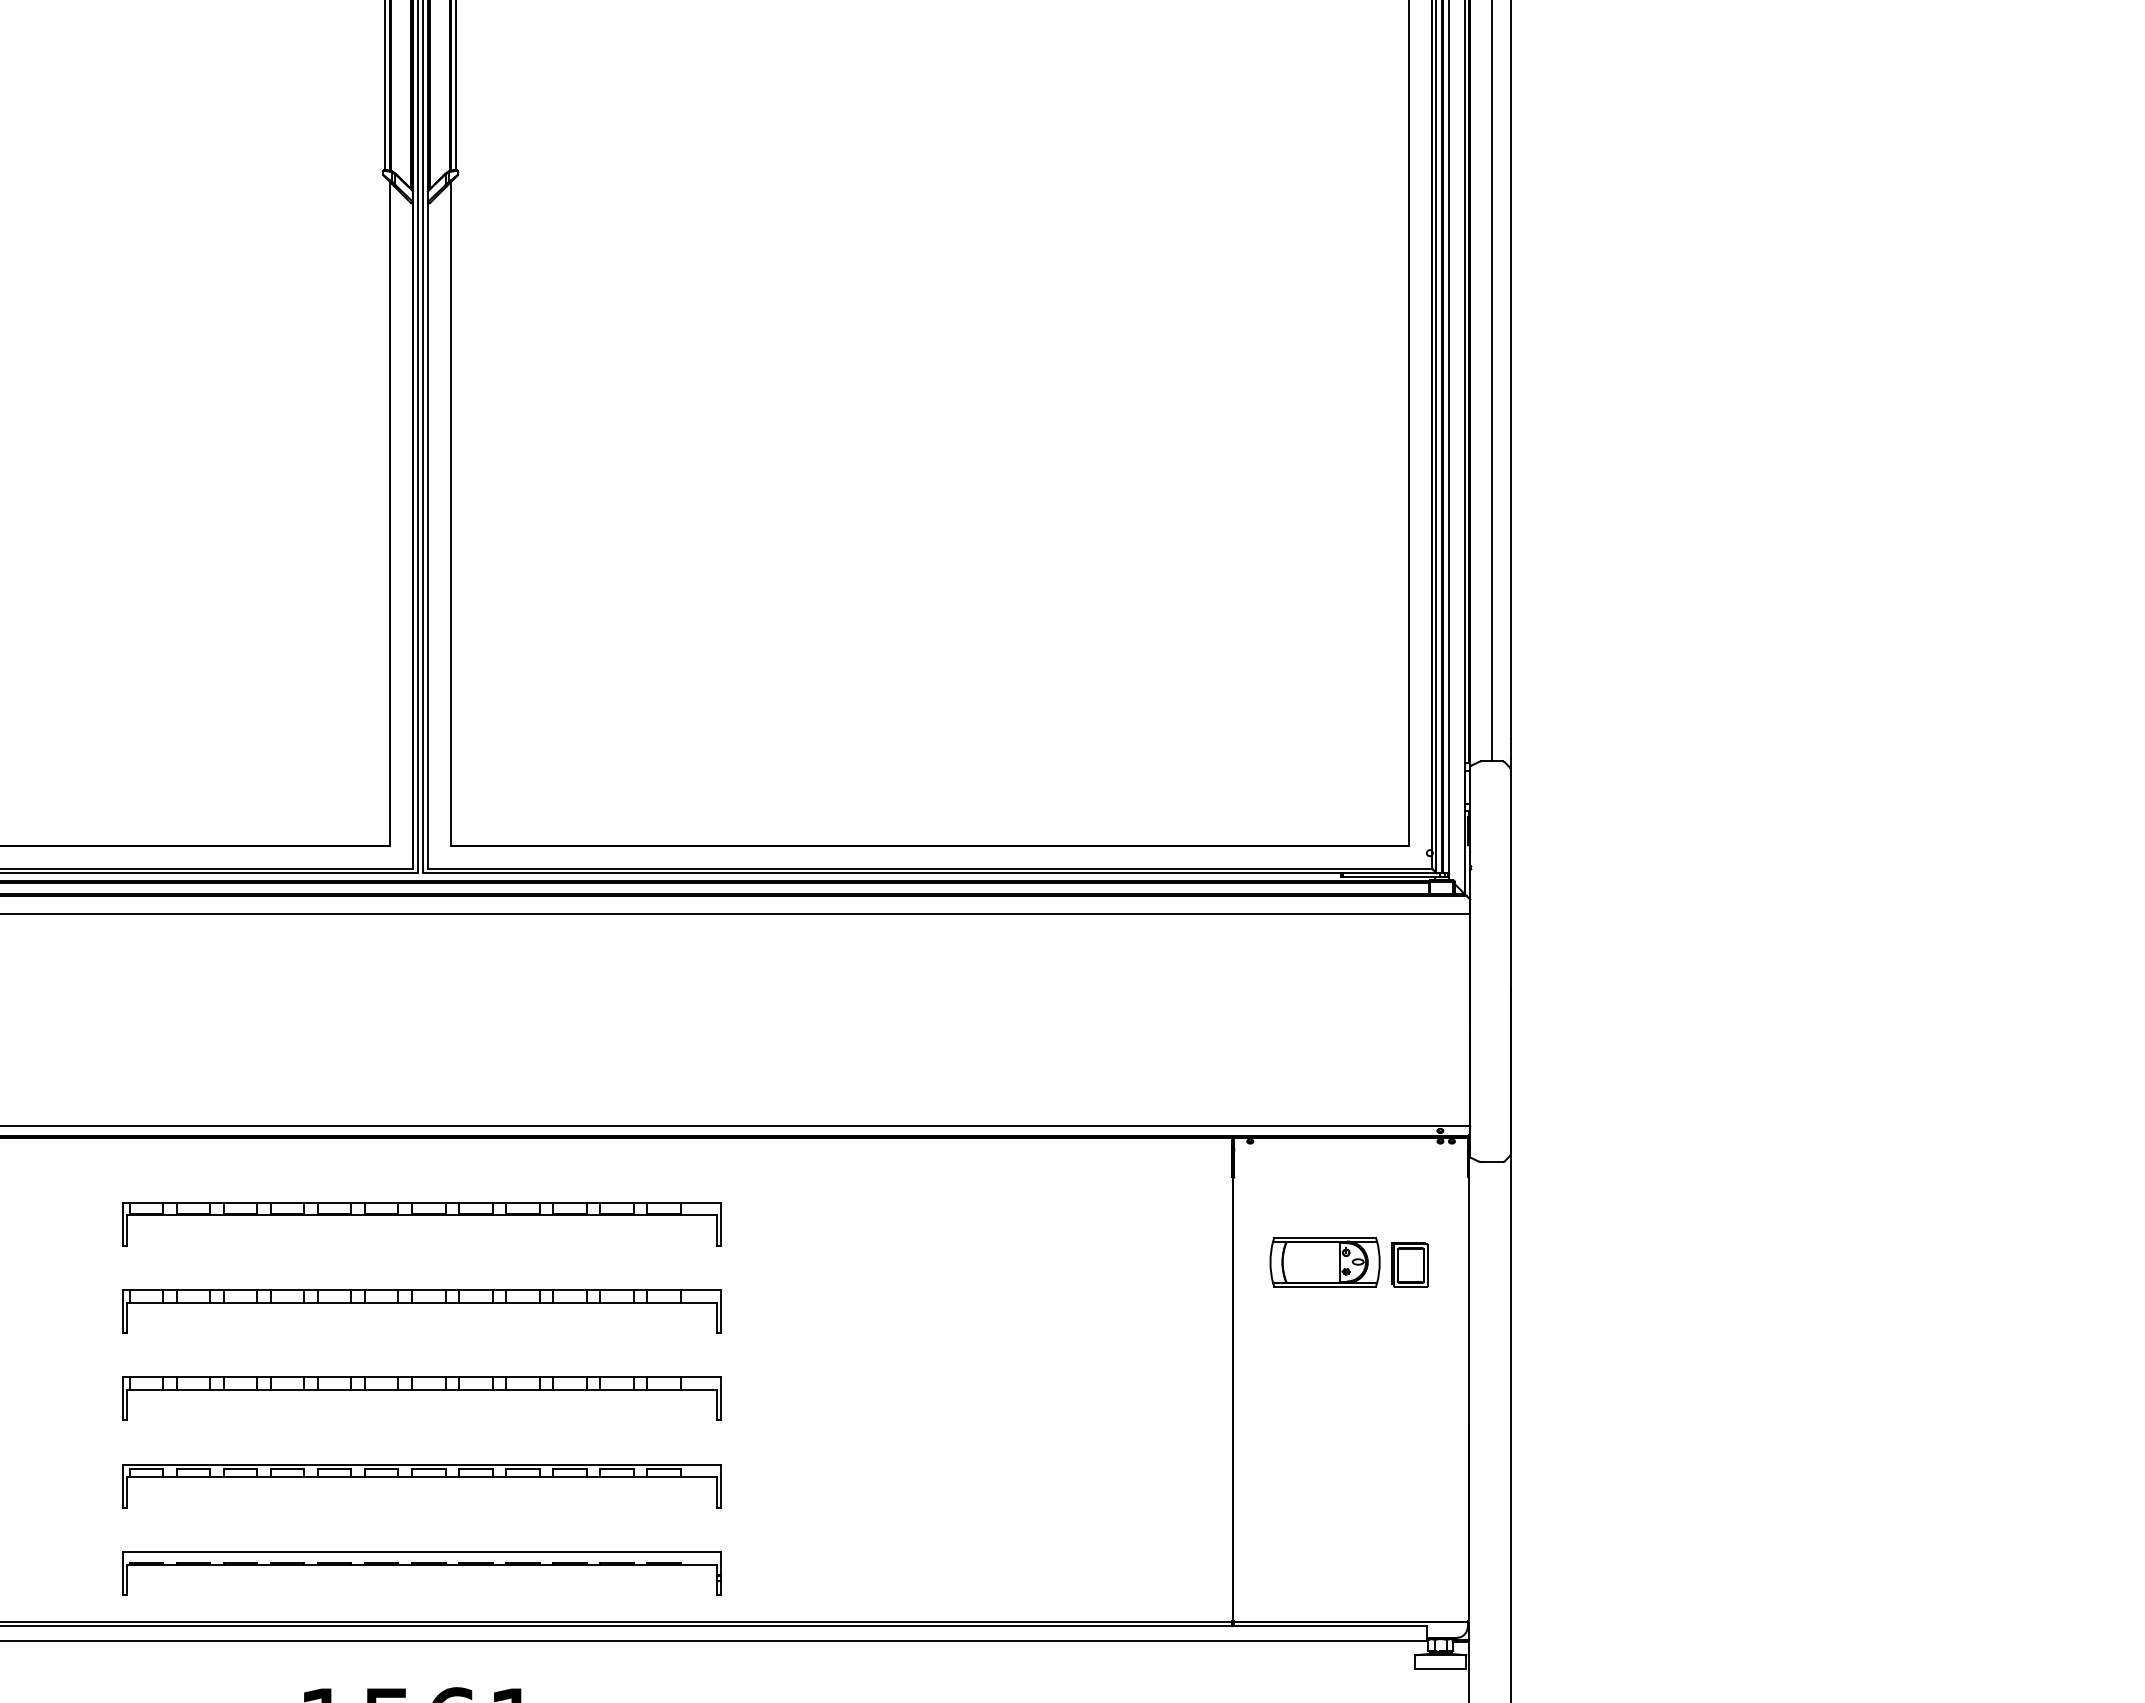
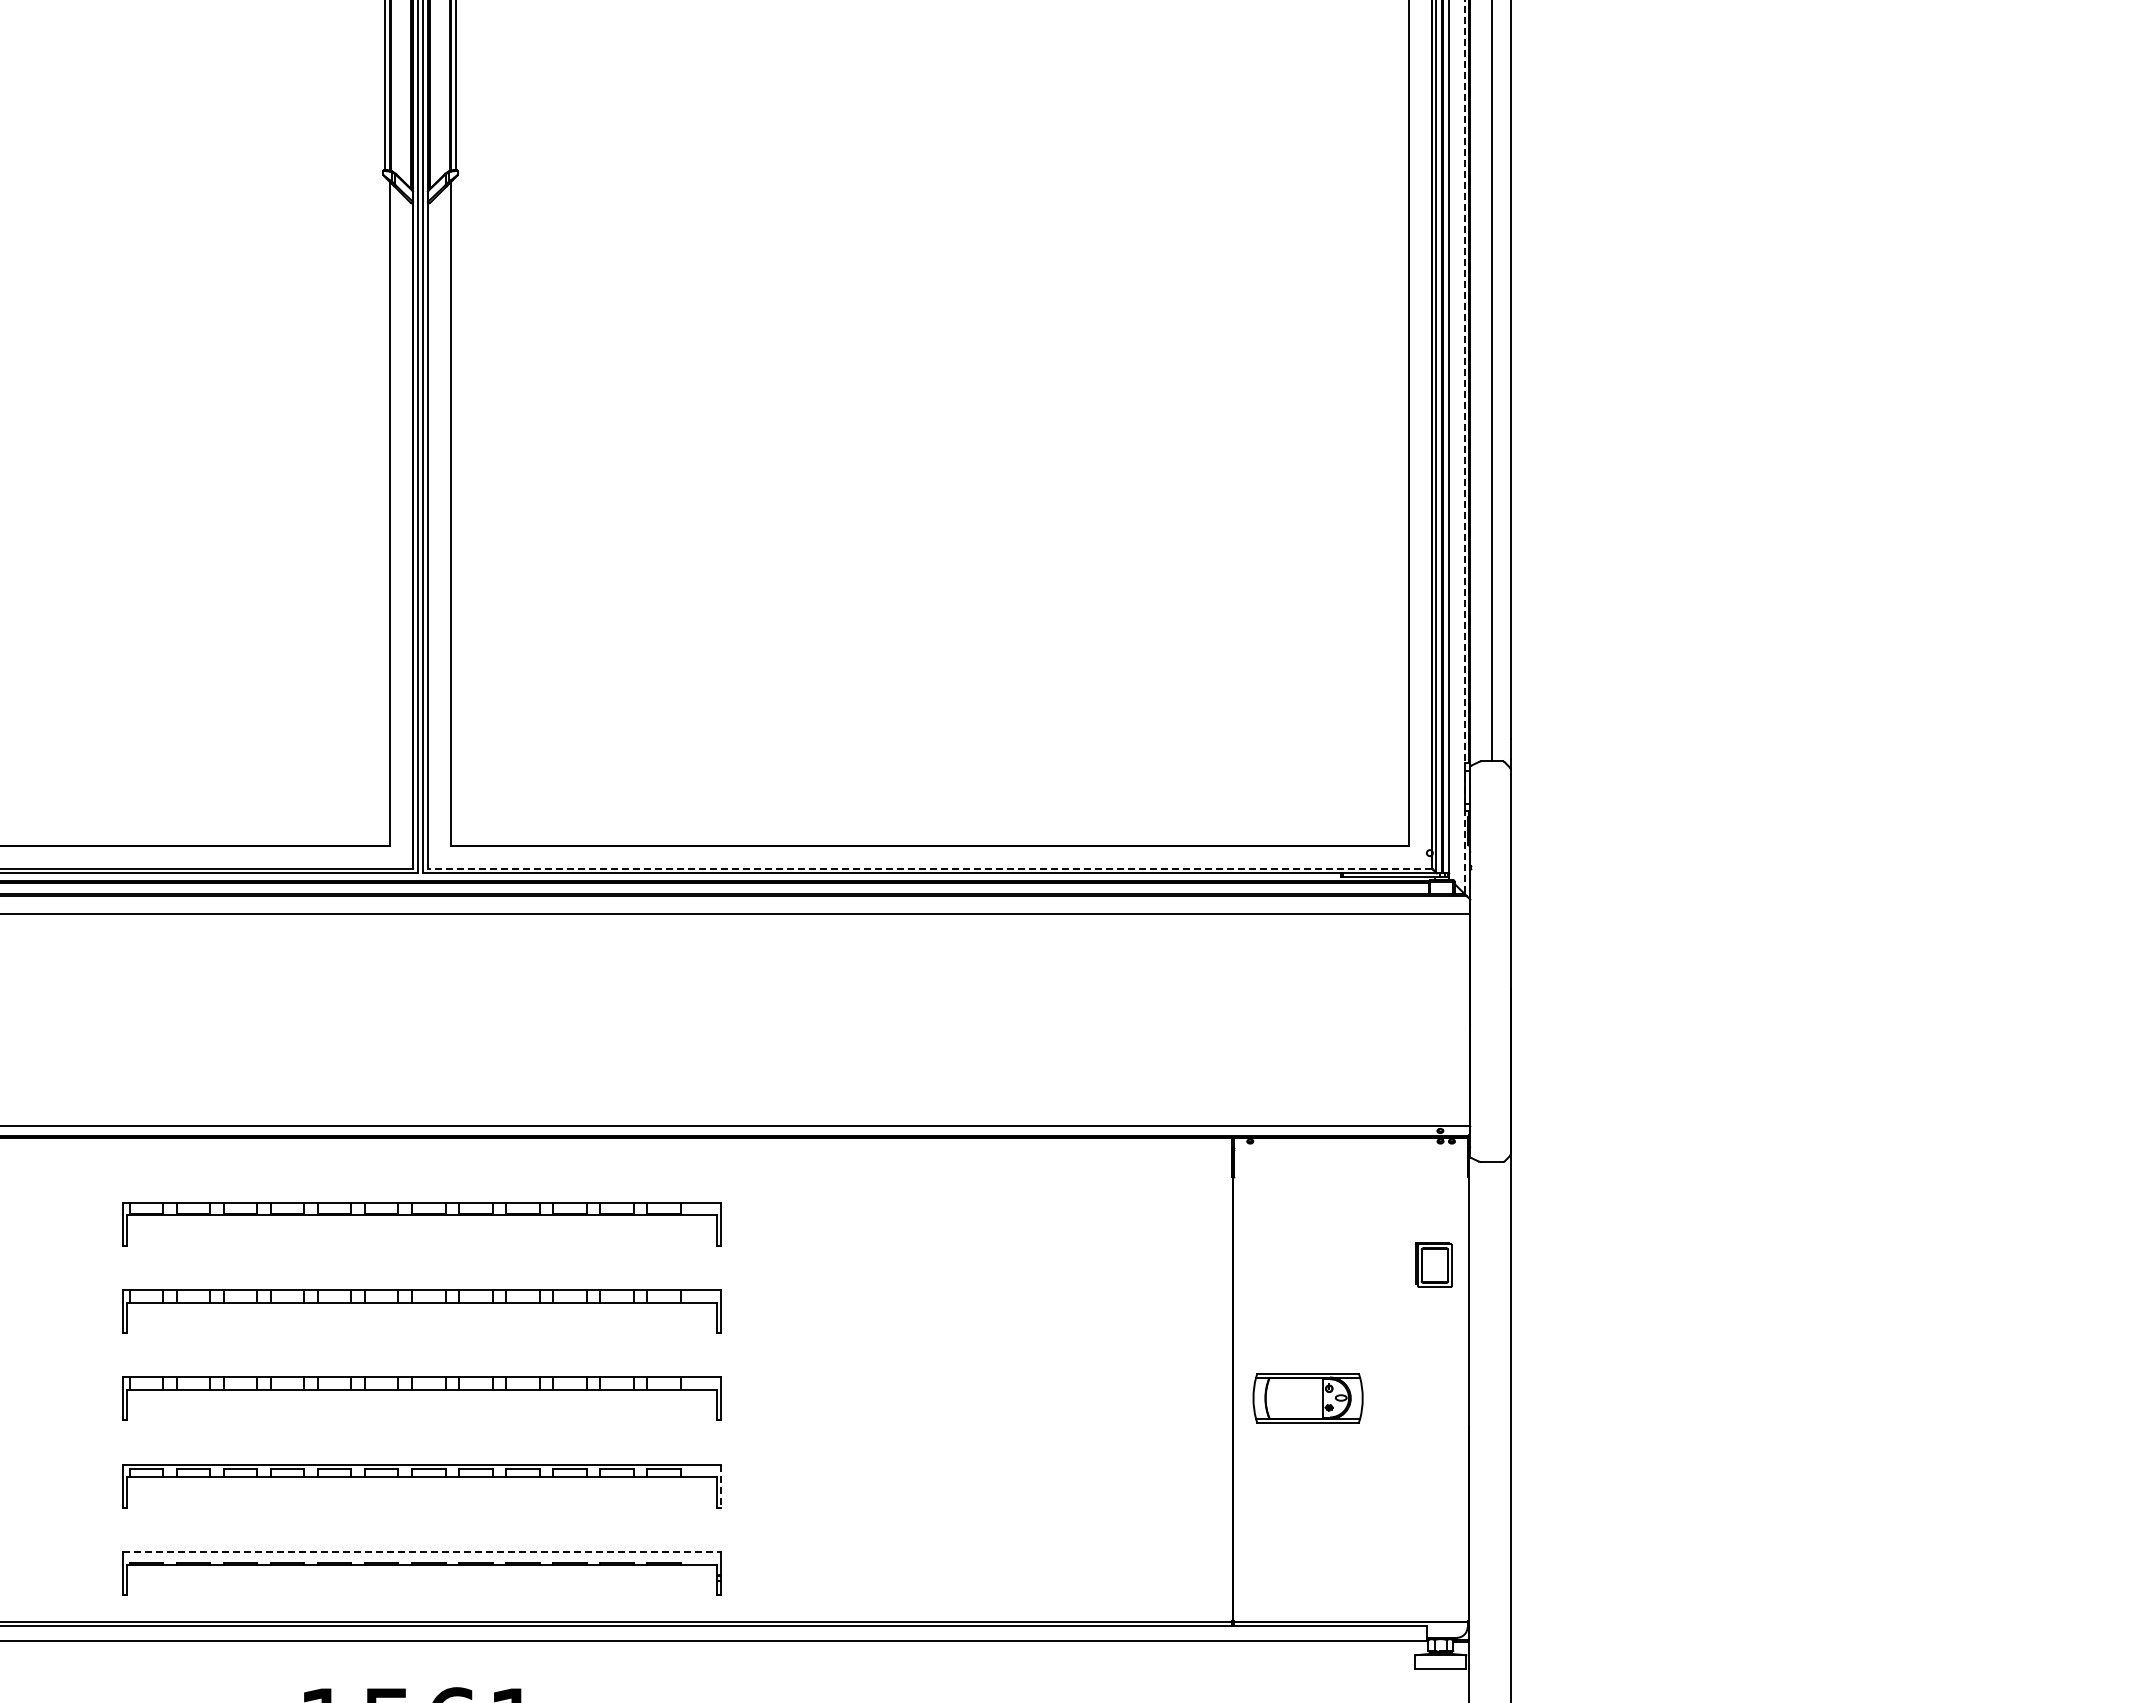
line: solid -> dashed (1464, 447)
line: solid -> dashed (929, 868)
part position: (1324, 1262) -> (1307, 1398) (1307, 1398)
part position: (1409, 1264) -> (1433, 1264) (1433, 1264)
line: solid -> dashed (721, 1486)
line: solid -> dashed (422, 1552)
